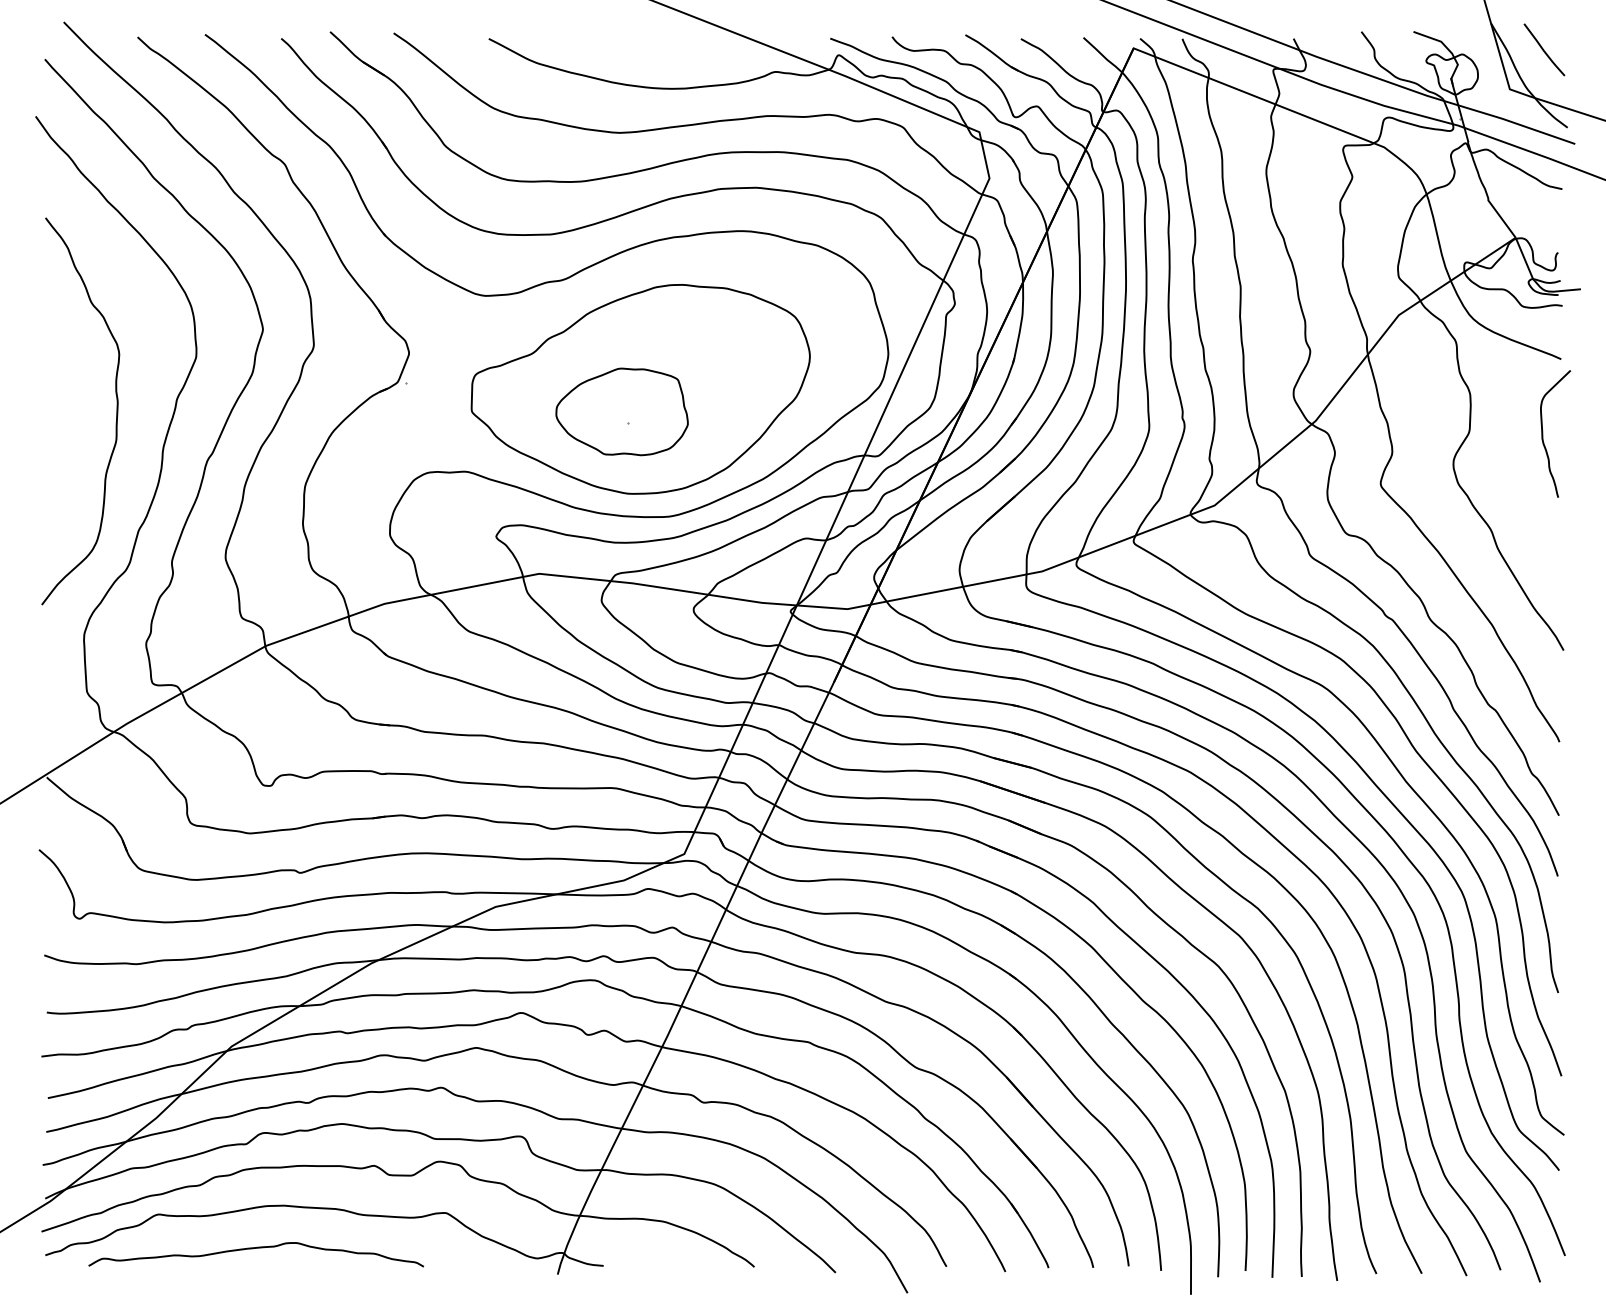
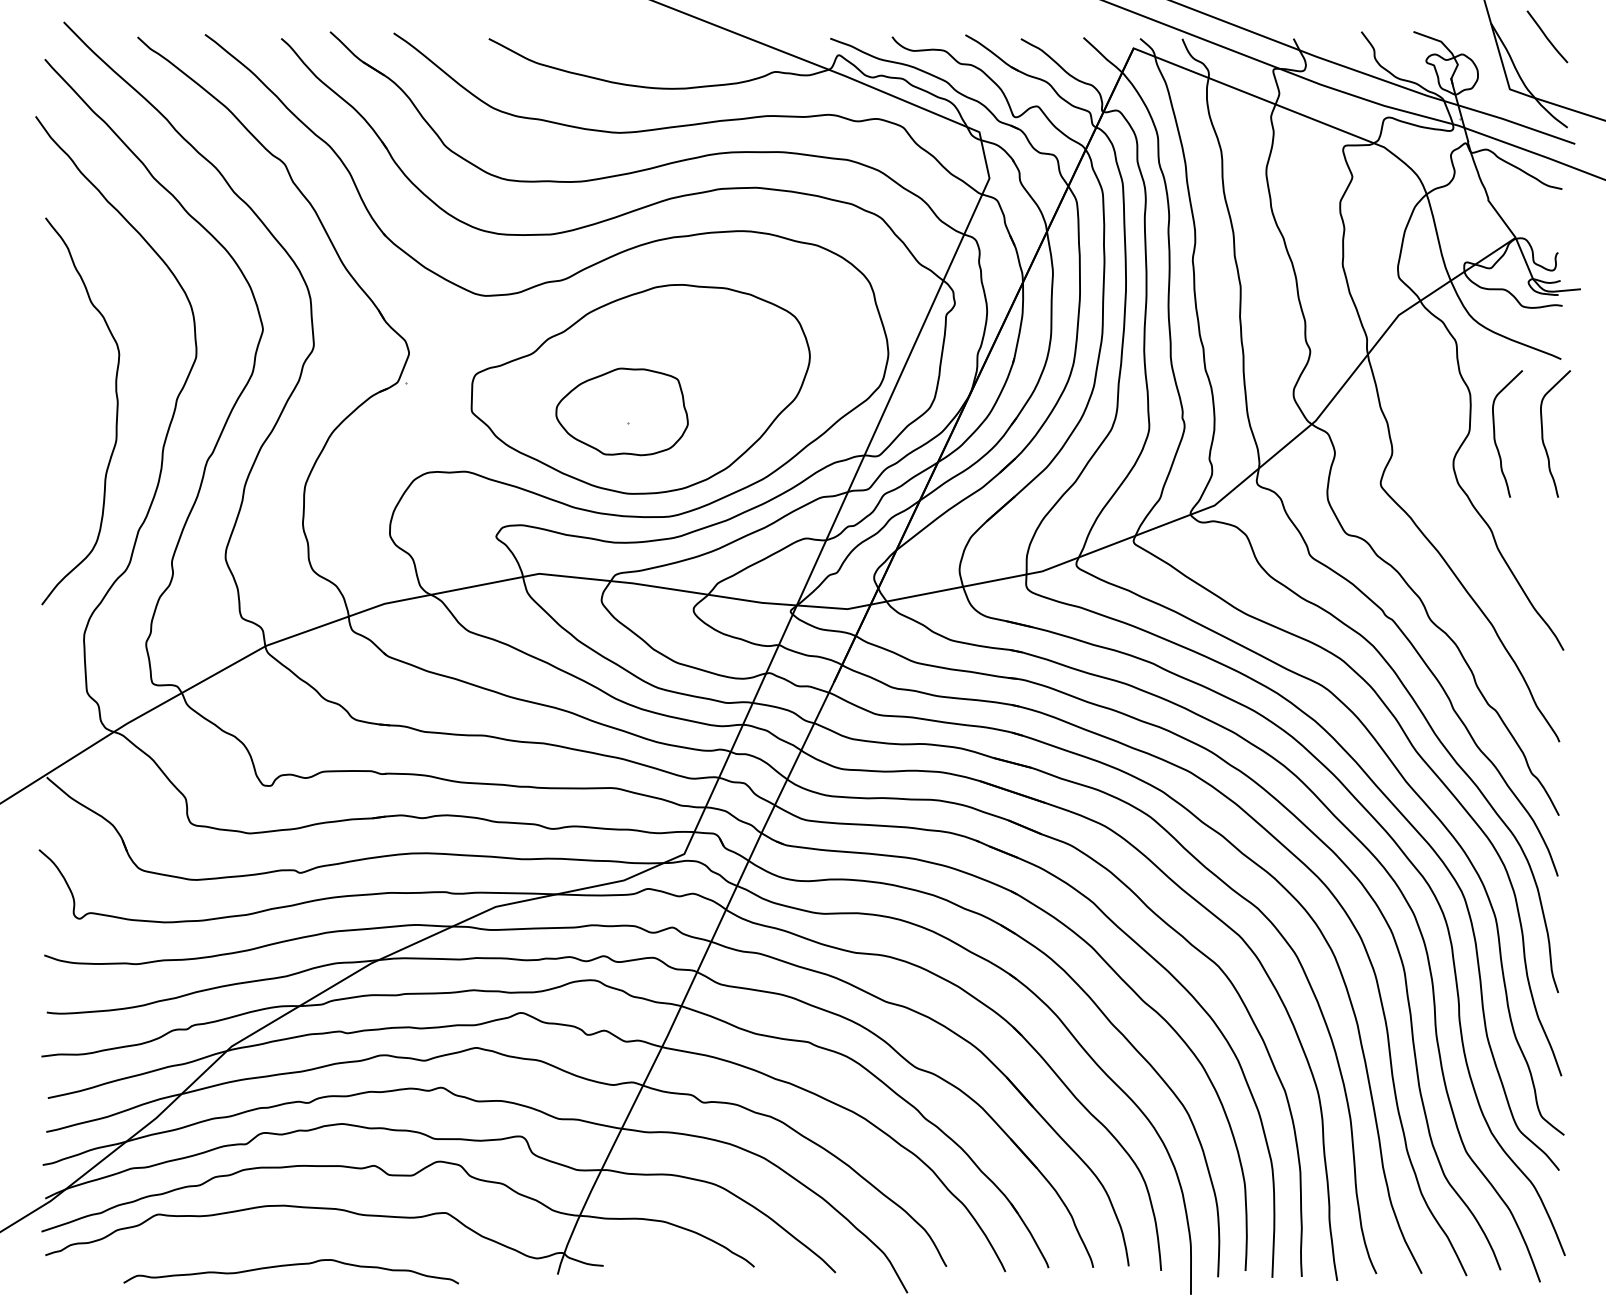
curve position: (1544, 49) -> (1547, 36) (1547, 36)
curve: none -> present (1495, 433)
curve position: (253, 1249) -> (288, 1266) (288, 1266)
